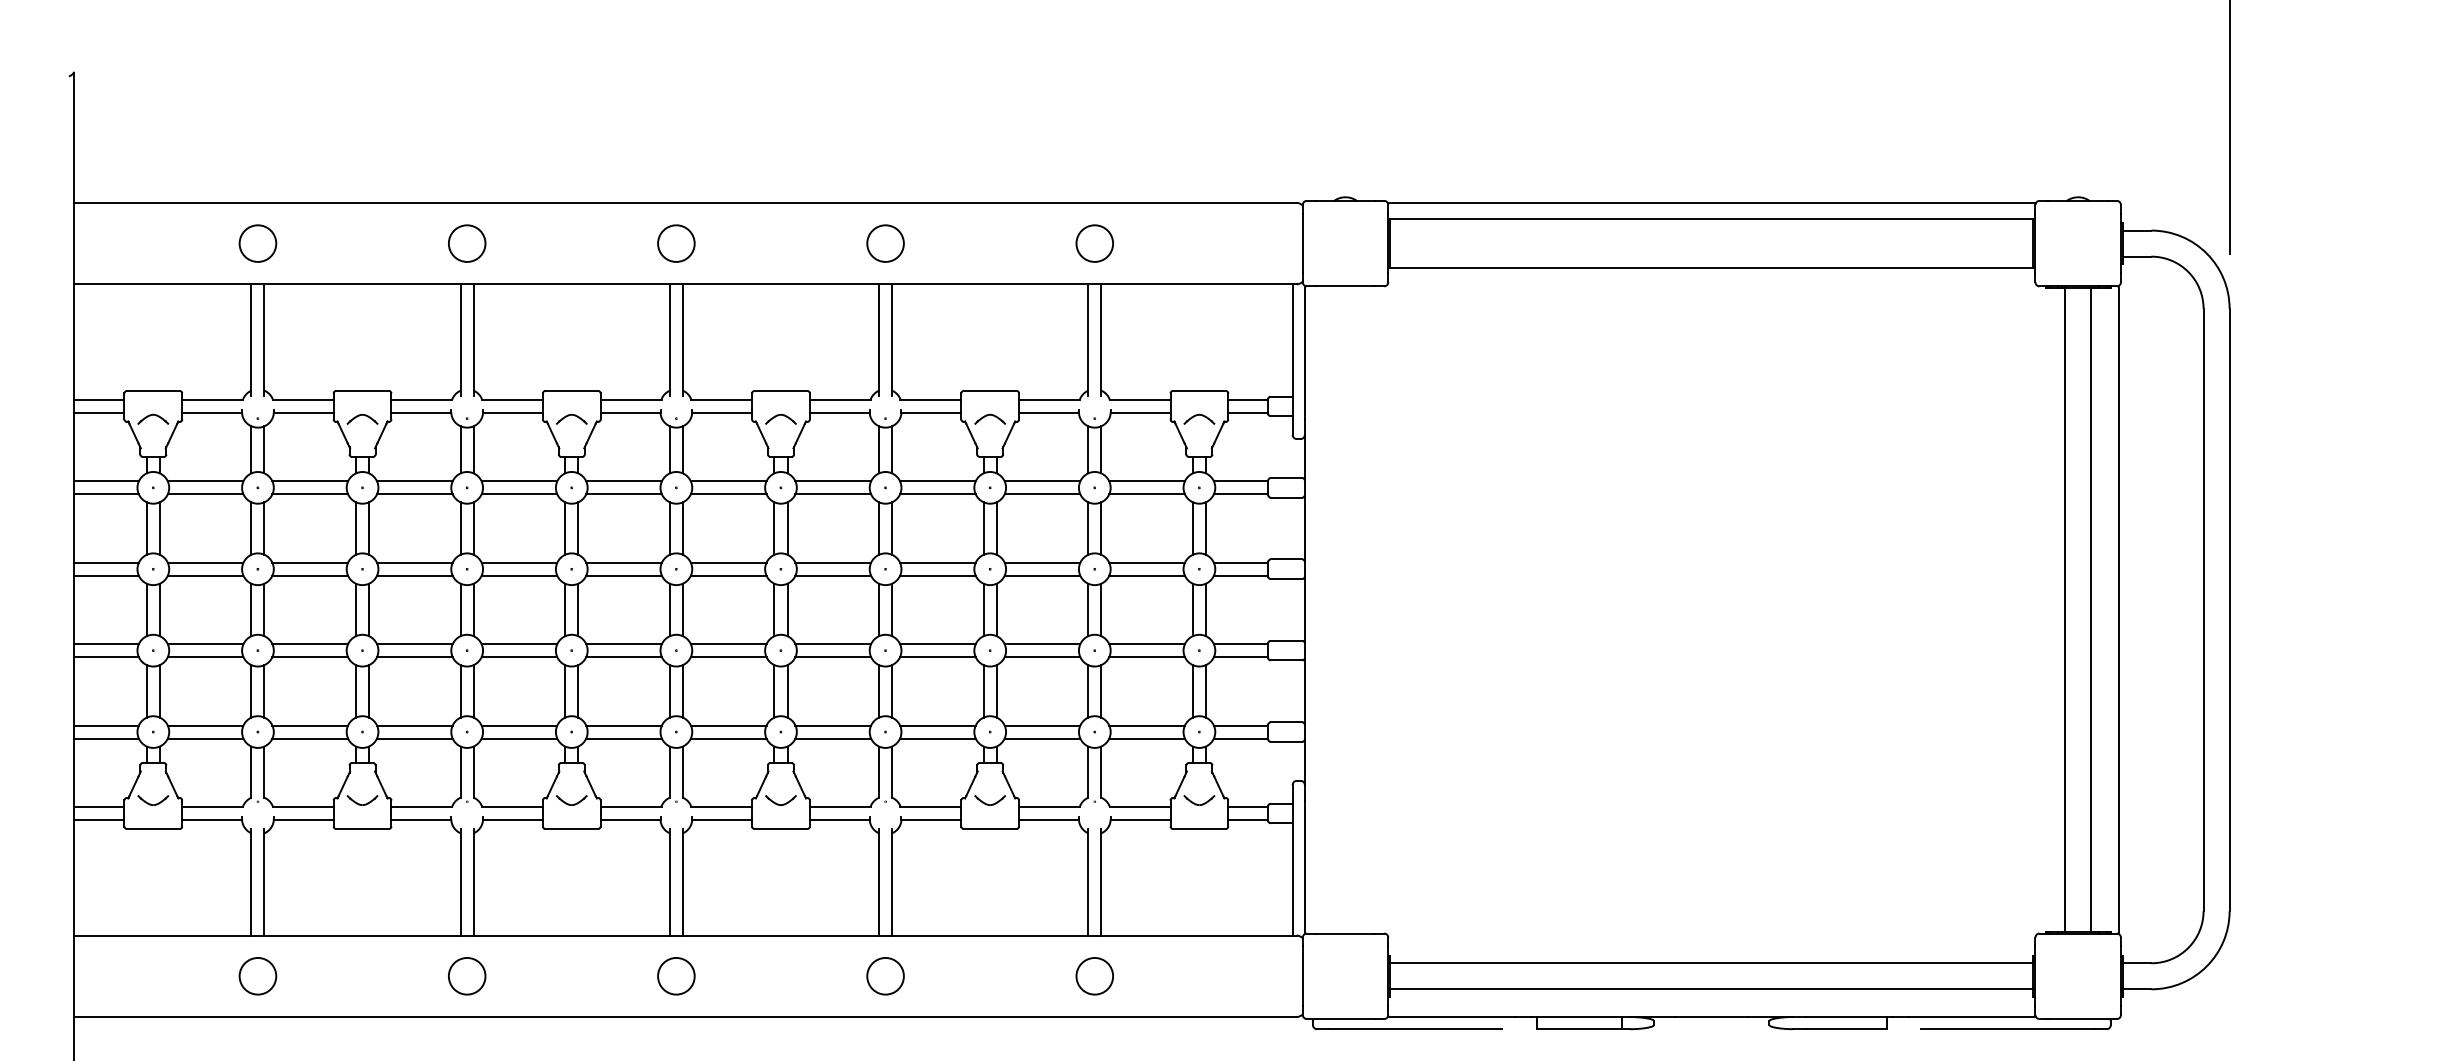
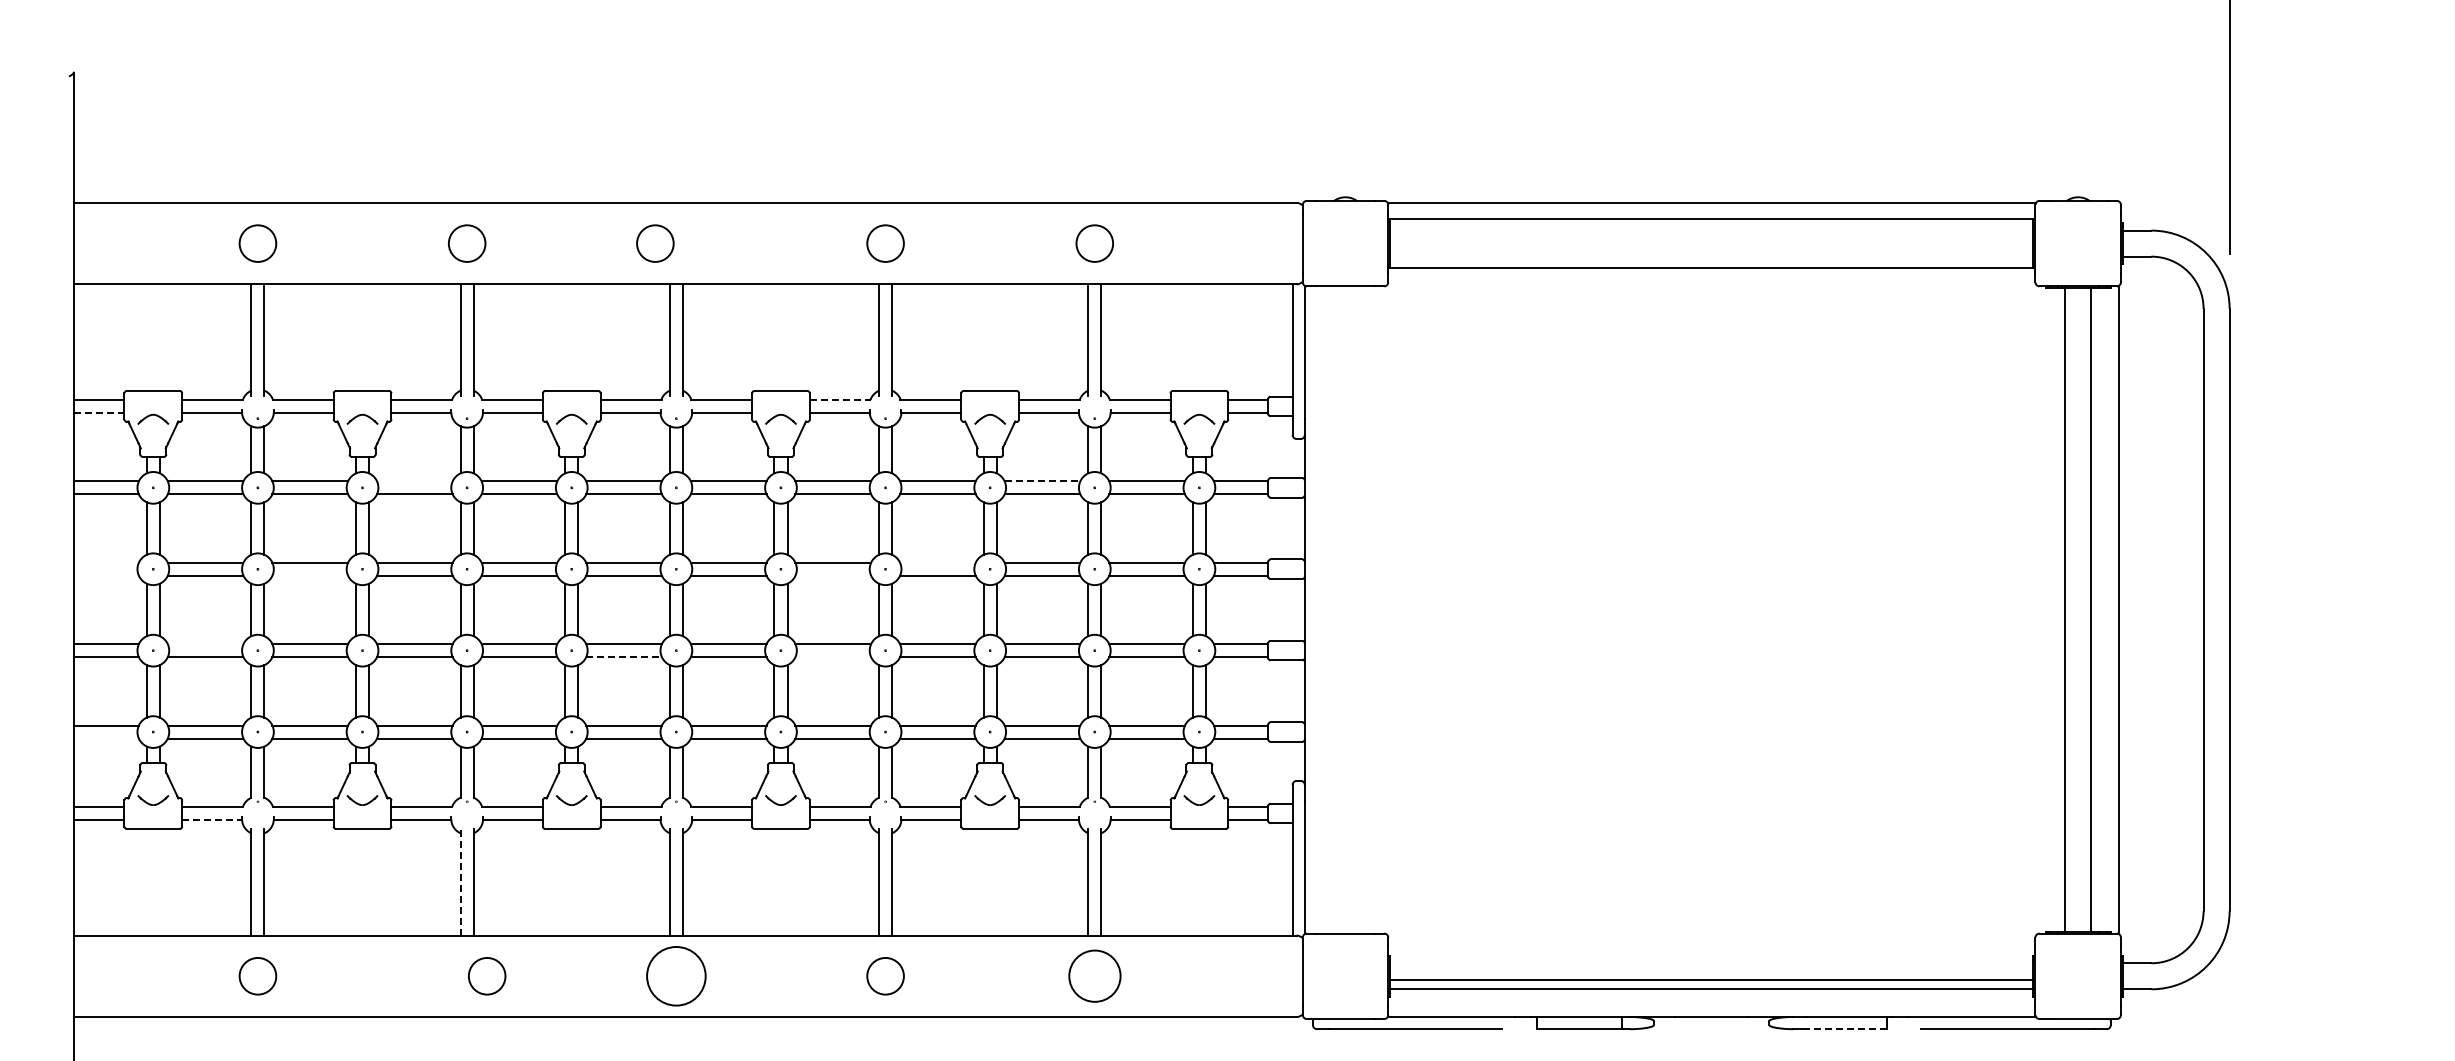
circle position: (676, 243) -> (655, 243) (655, 243)
line: solid -> dashed (840, 399)
line: solid -> dashed (99, 412)
line: present -> none (414, 481)
line: solid -> dashed (1042, 481)
line: present -> none (105, 562)
line: present -> none (937, 562)
line: present -> none (105, 575)
line: present -> none (310, 575)
line: present -> none (833, 575)
line: present -> none (205, 644)
line: solid -> dashed (624, 657)
line: present -> none (833, 657)
line: present -> none (105, 738)
line: solid -> dashed (212, 819)
line: solid -> dashed (460, 881)
line position: (1711, 963) -> (1711, 980) (1711, 980)
circle diameter: 37 px -> 59 px (676, 975)
circle position: (467, 976) -> (487, 976) (487, 976)
circle size: 39x39 px -> 54x54 px (1094, 975)
line: solid -> dashed (1846, 1029)
